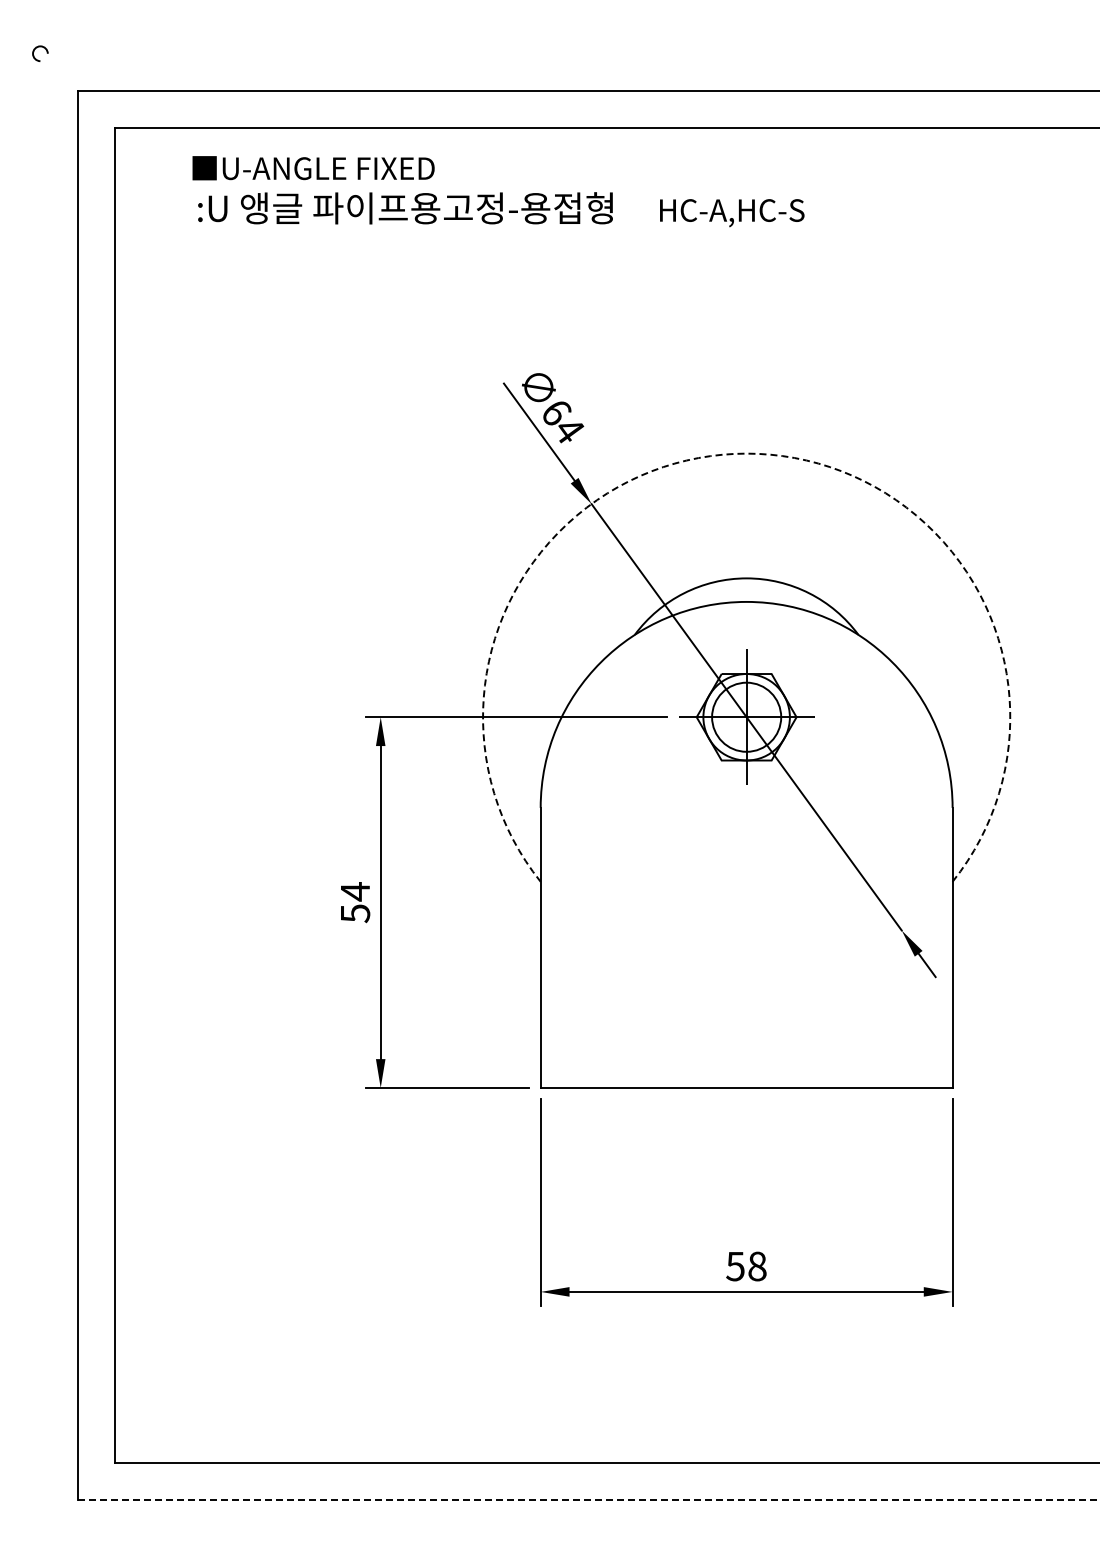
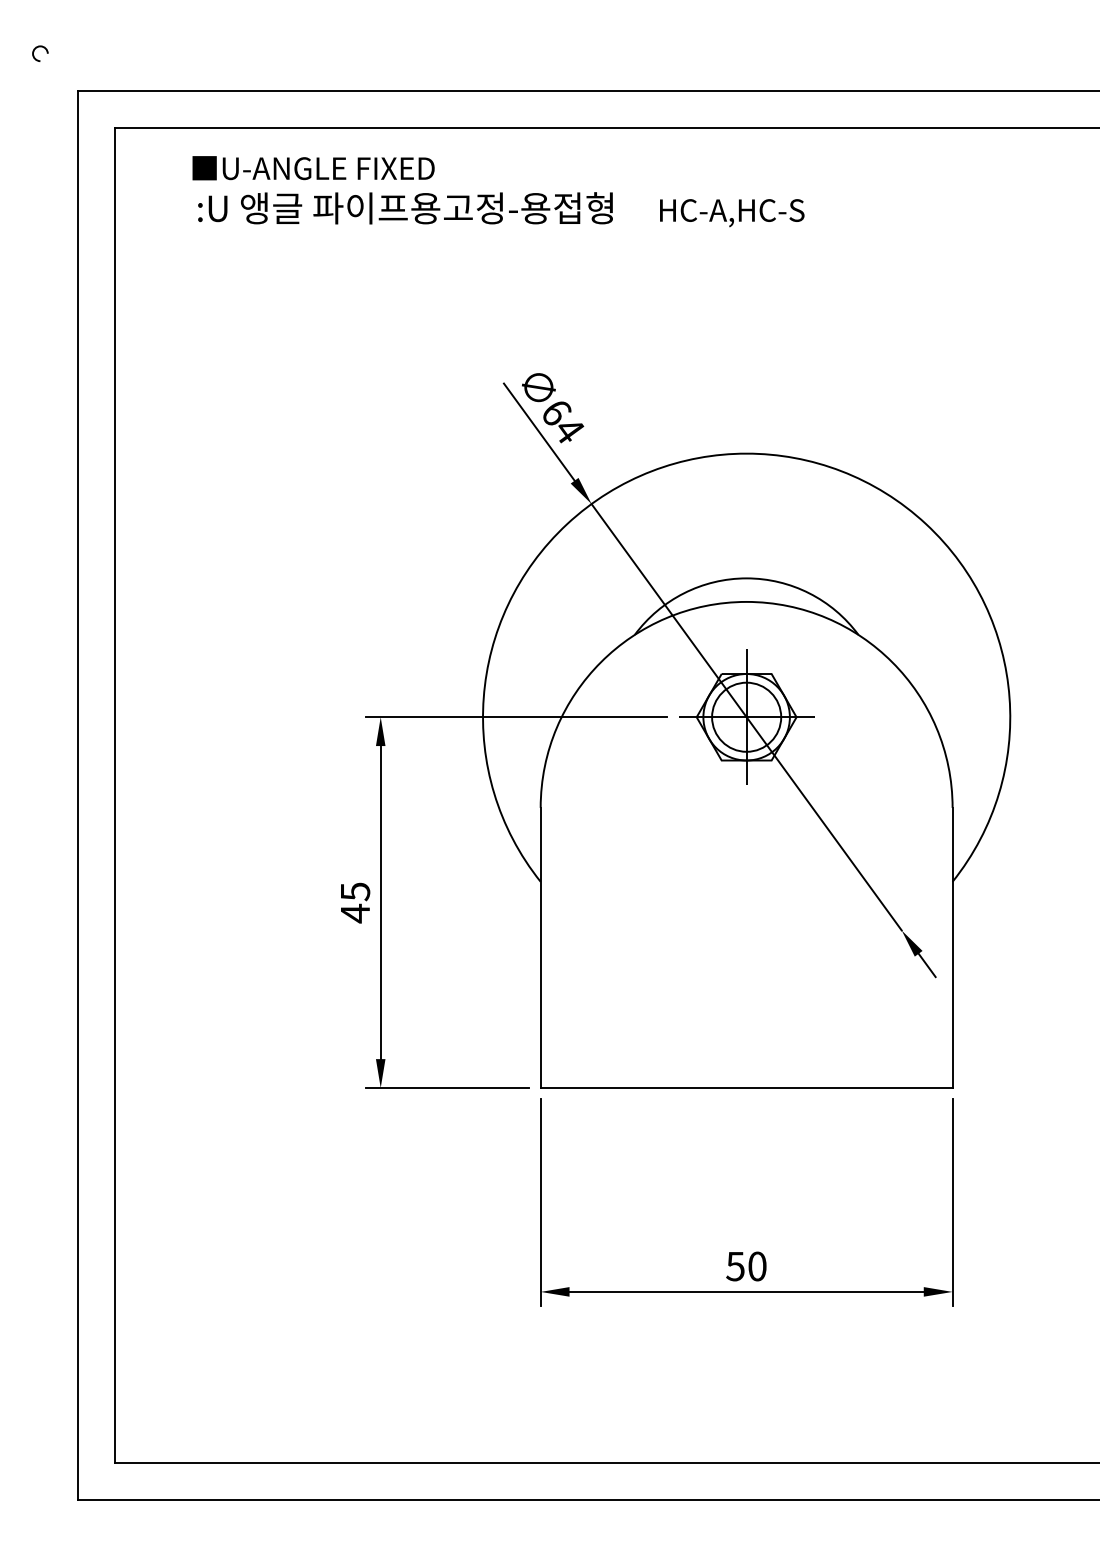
arc: dashed -> solid (746, 453)
text: 54 -> 45 (355, 902)
text: 58 -> 50 (757, 1266)
line: dashed -> solid (588, 1499)
